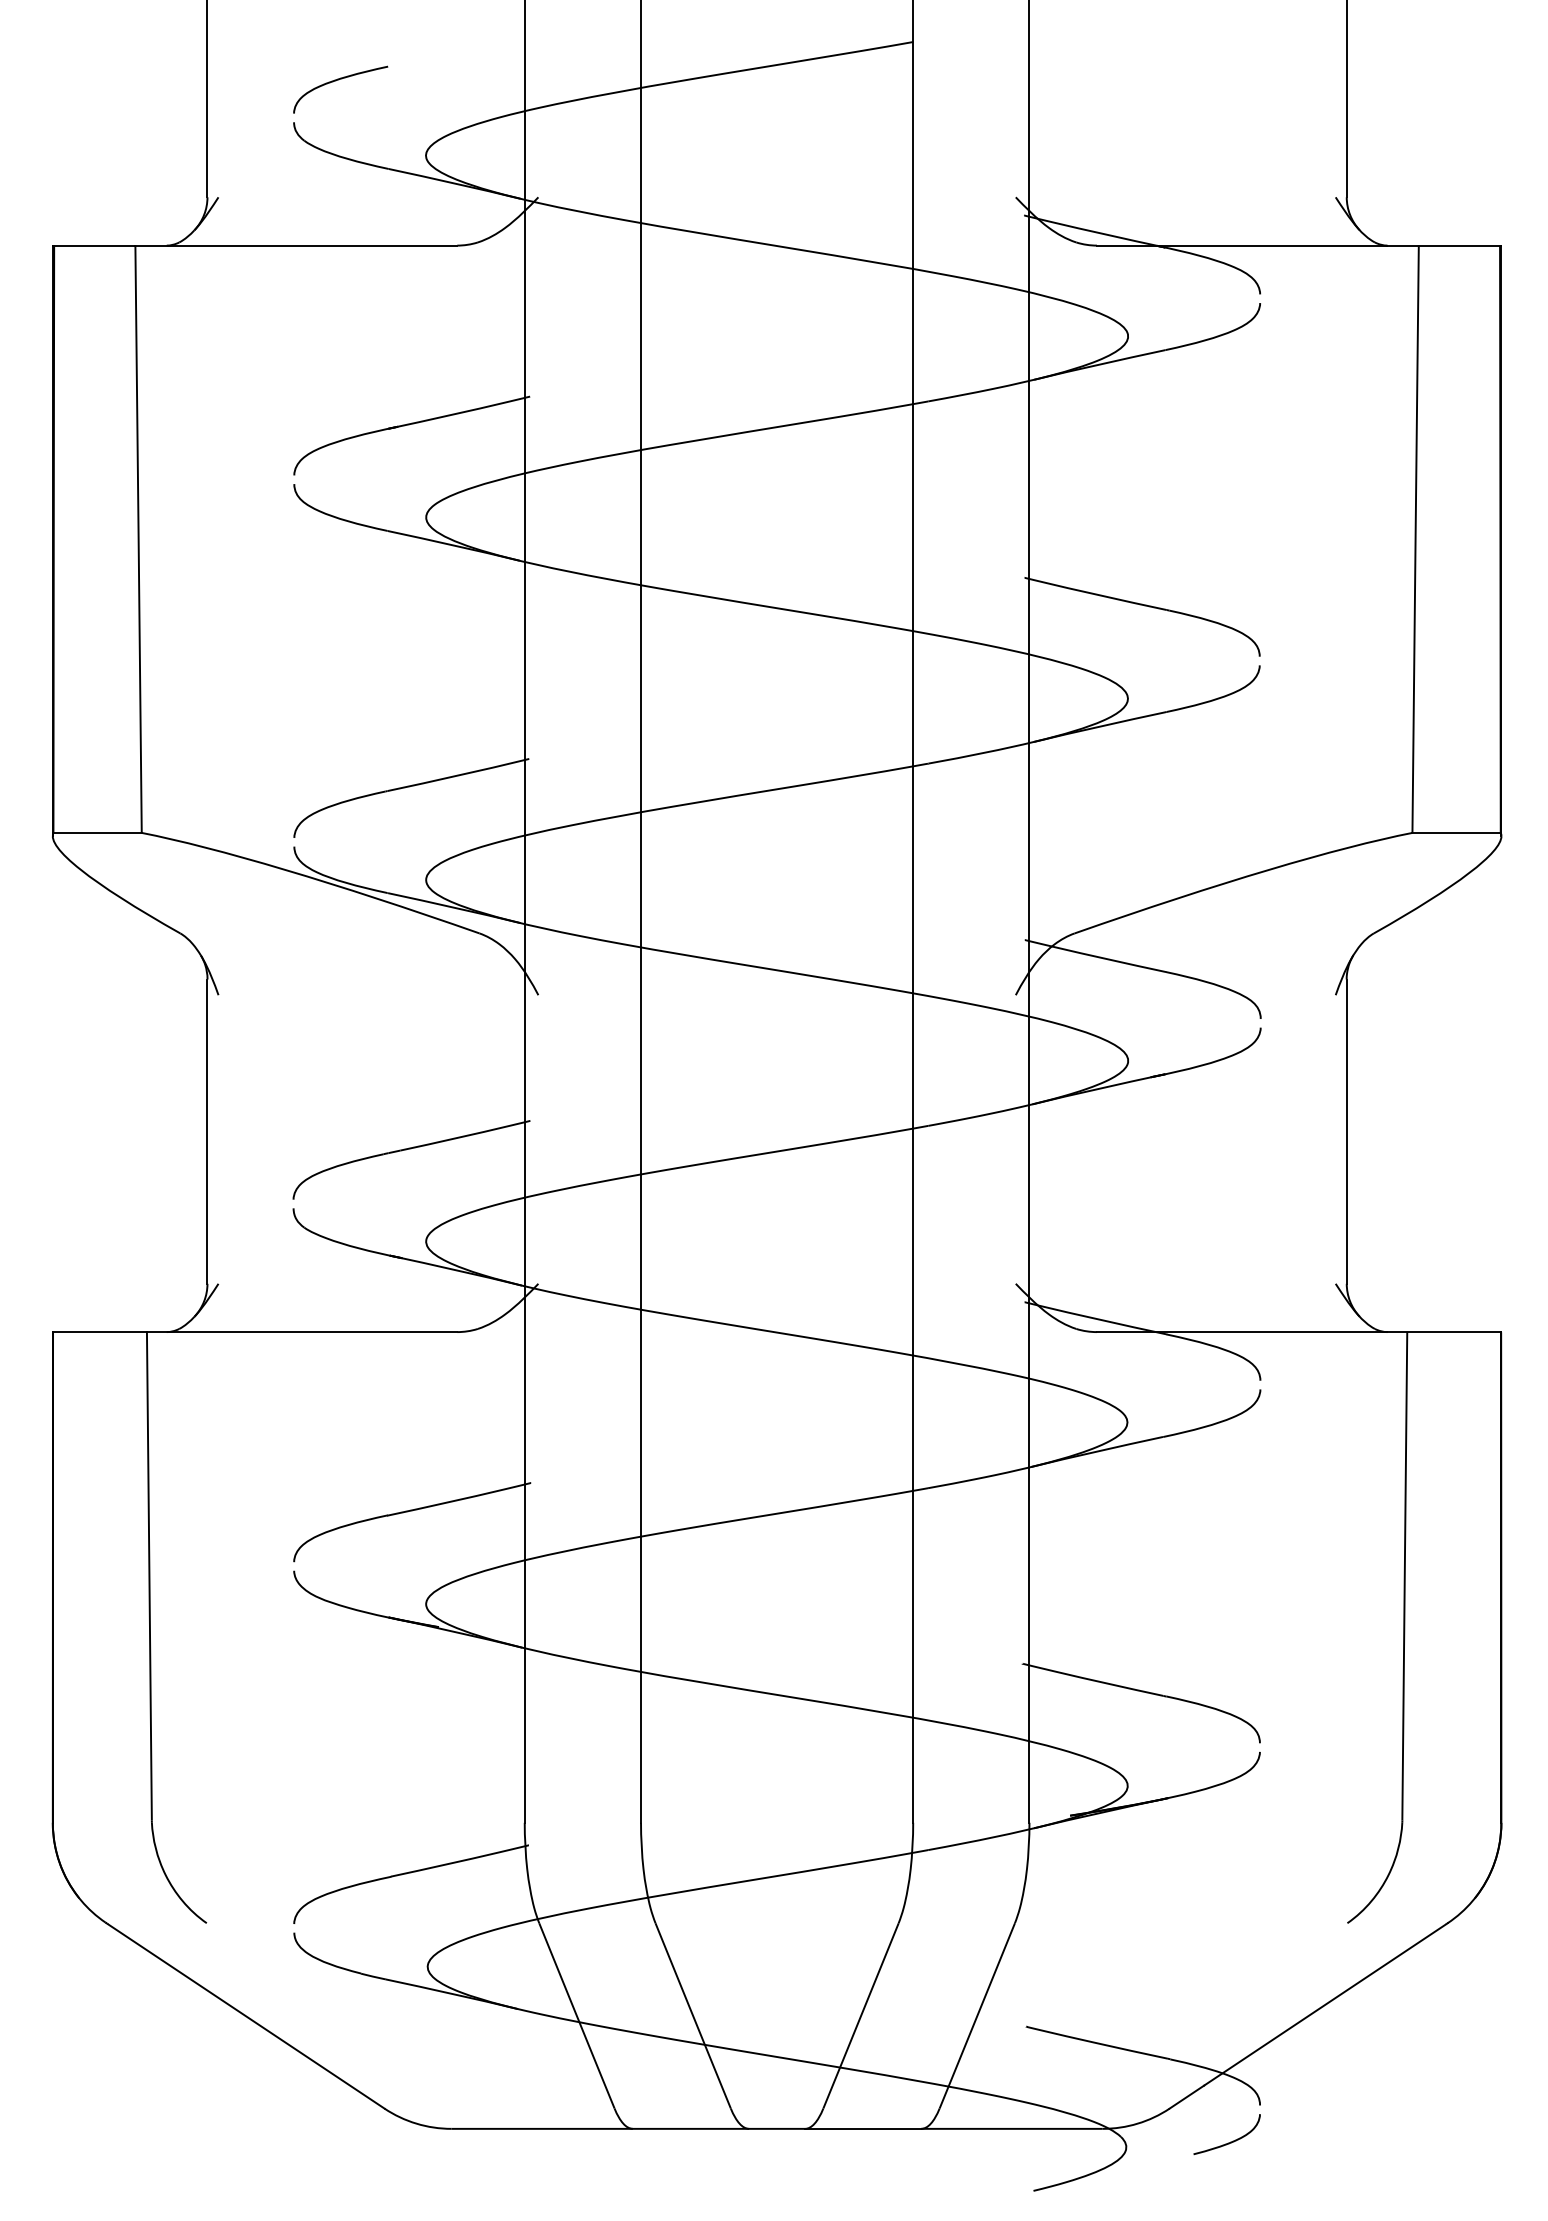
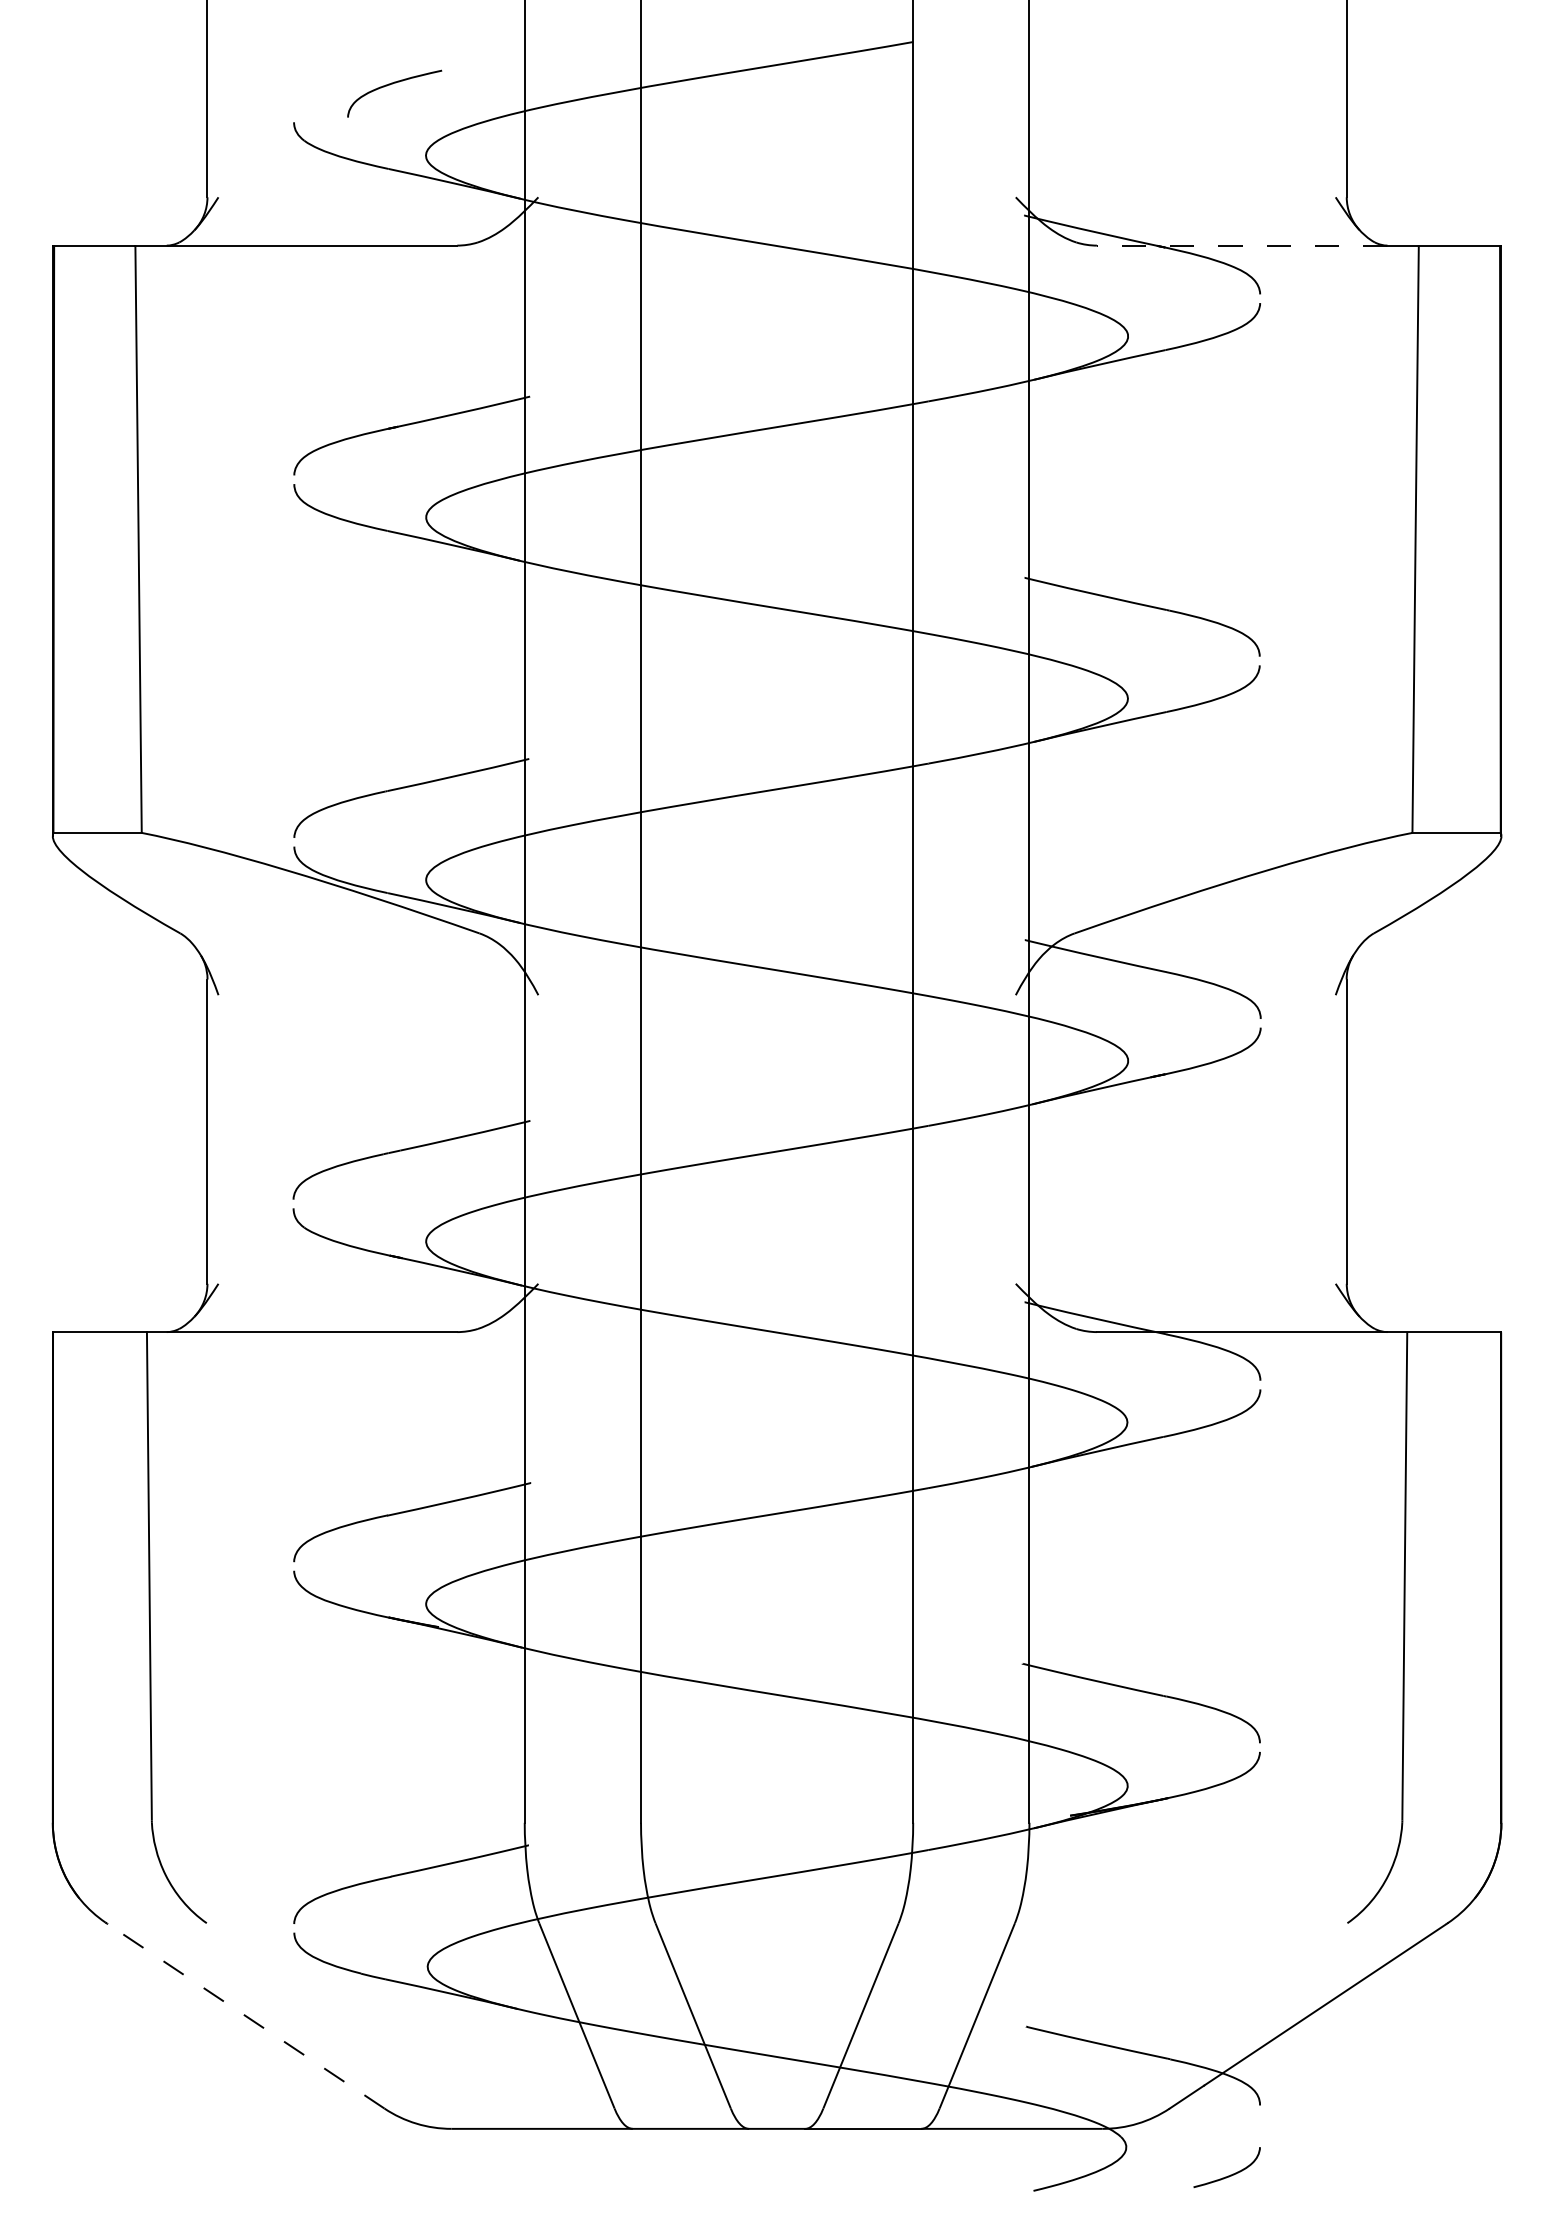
part position: (336, 81) -> (390, 85) (390, 85)
line: solid -> dashed (1241, 245)
line: solid -> dashed (245, 2016)
curve position: (1230, 2141) -> (1230, 2174) (1230, 2174)
